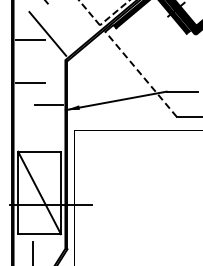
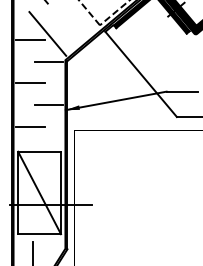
line: none -> present (49, 61)
line: dashed -> solid (141, 74)
line: none -> present (30, 126)
